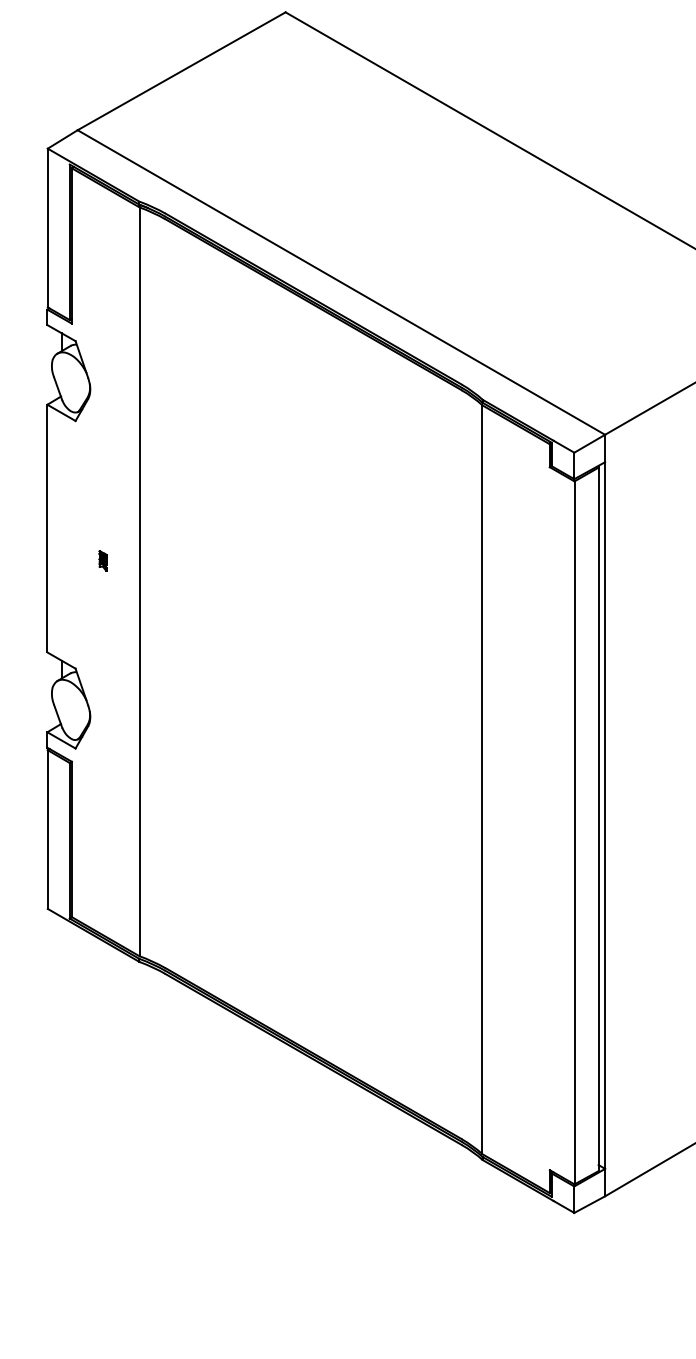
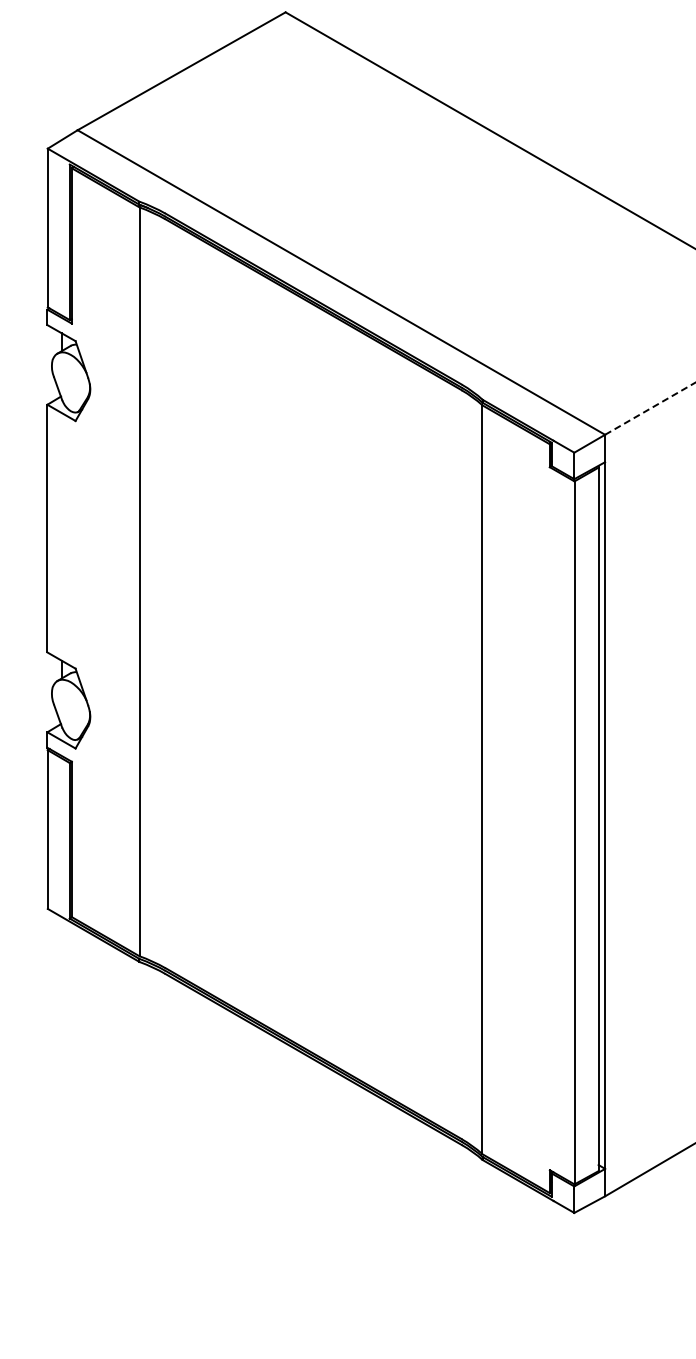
line: solid -> dashed (650, 408)
part: present -> none (102, 560)
